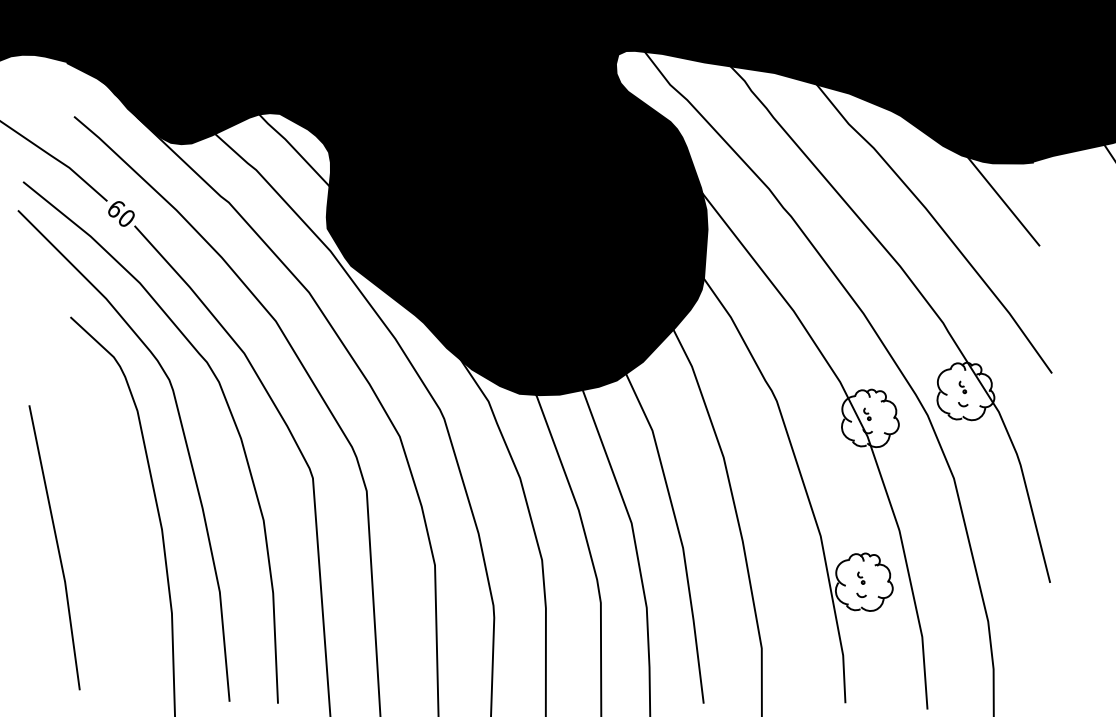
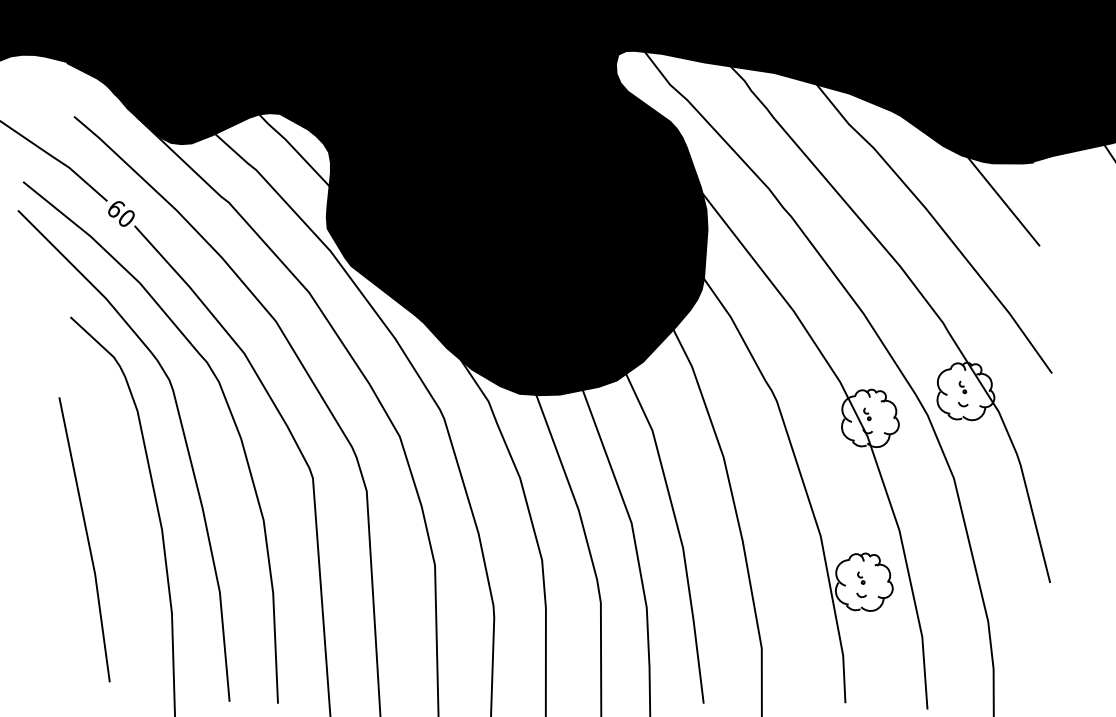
line position: (56, 545) -> (86, 537) (86, 537)
